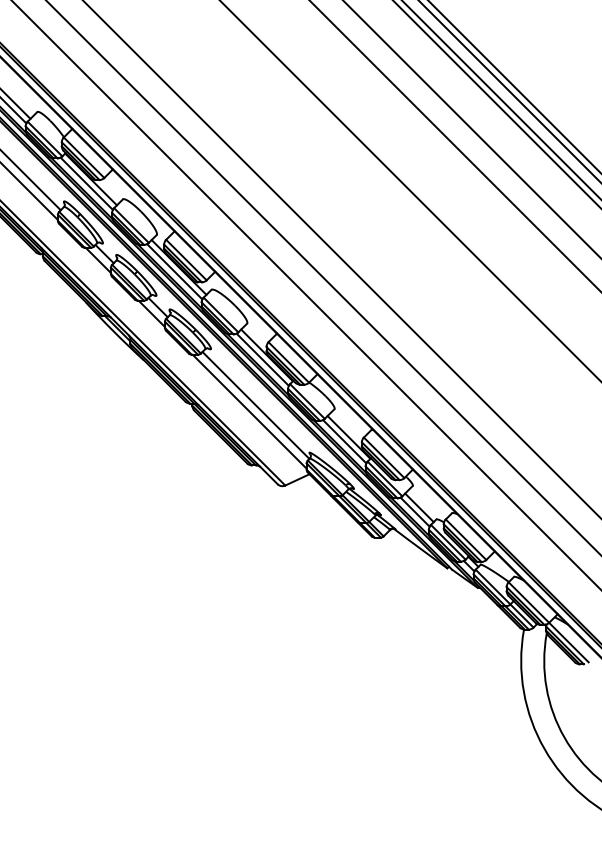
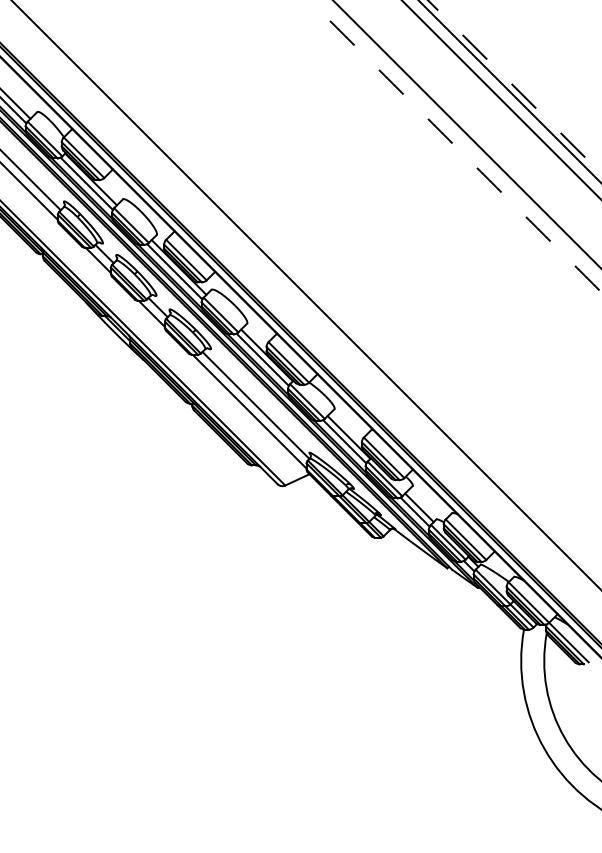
line: solid -> dashed (514, 87)
line: present -> none (496, 104)
line position: (471, 128) -> (466, 133) (466, 133)
line: solid -> dashed (455, 146)
line: present -> none (409, 190)
line: present -> none (341, 259)
line: present -> none (323, 277)
